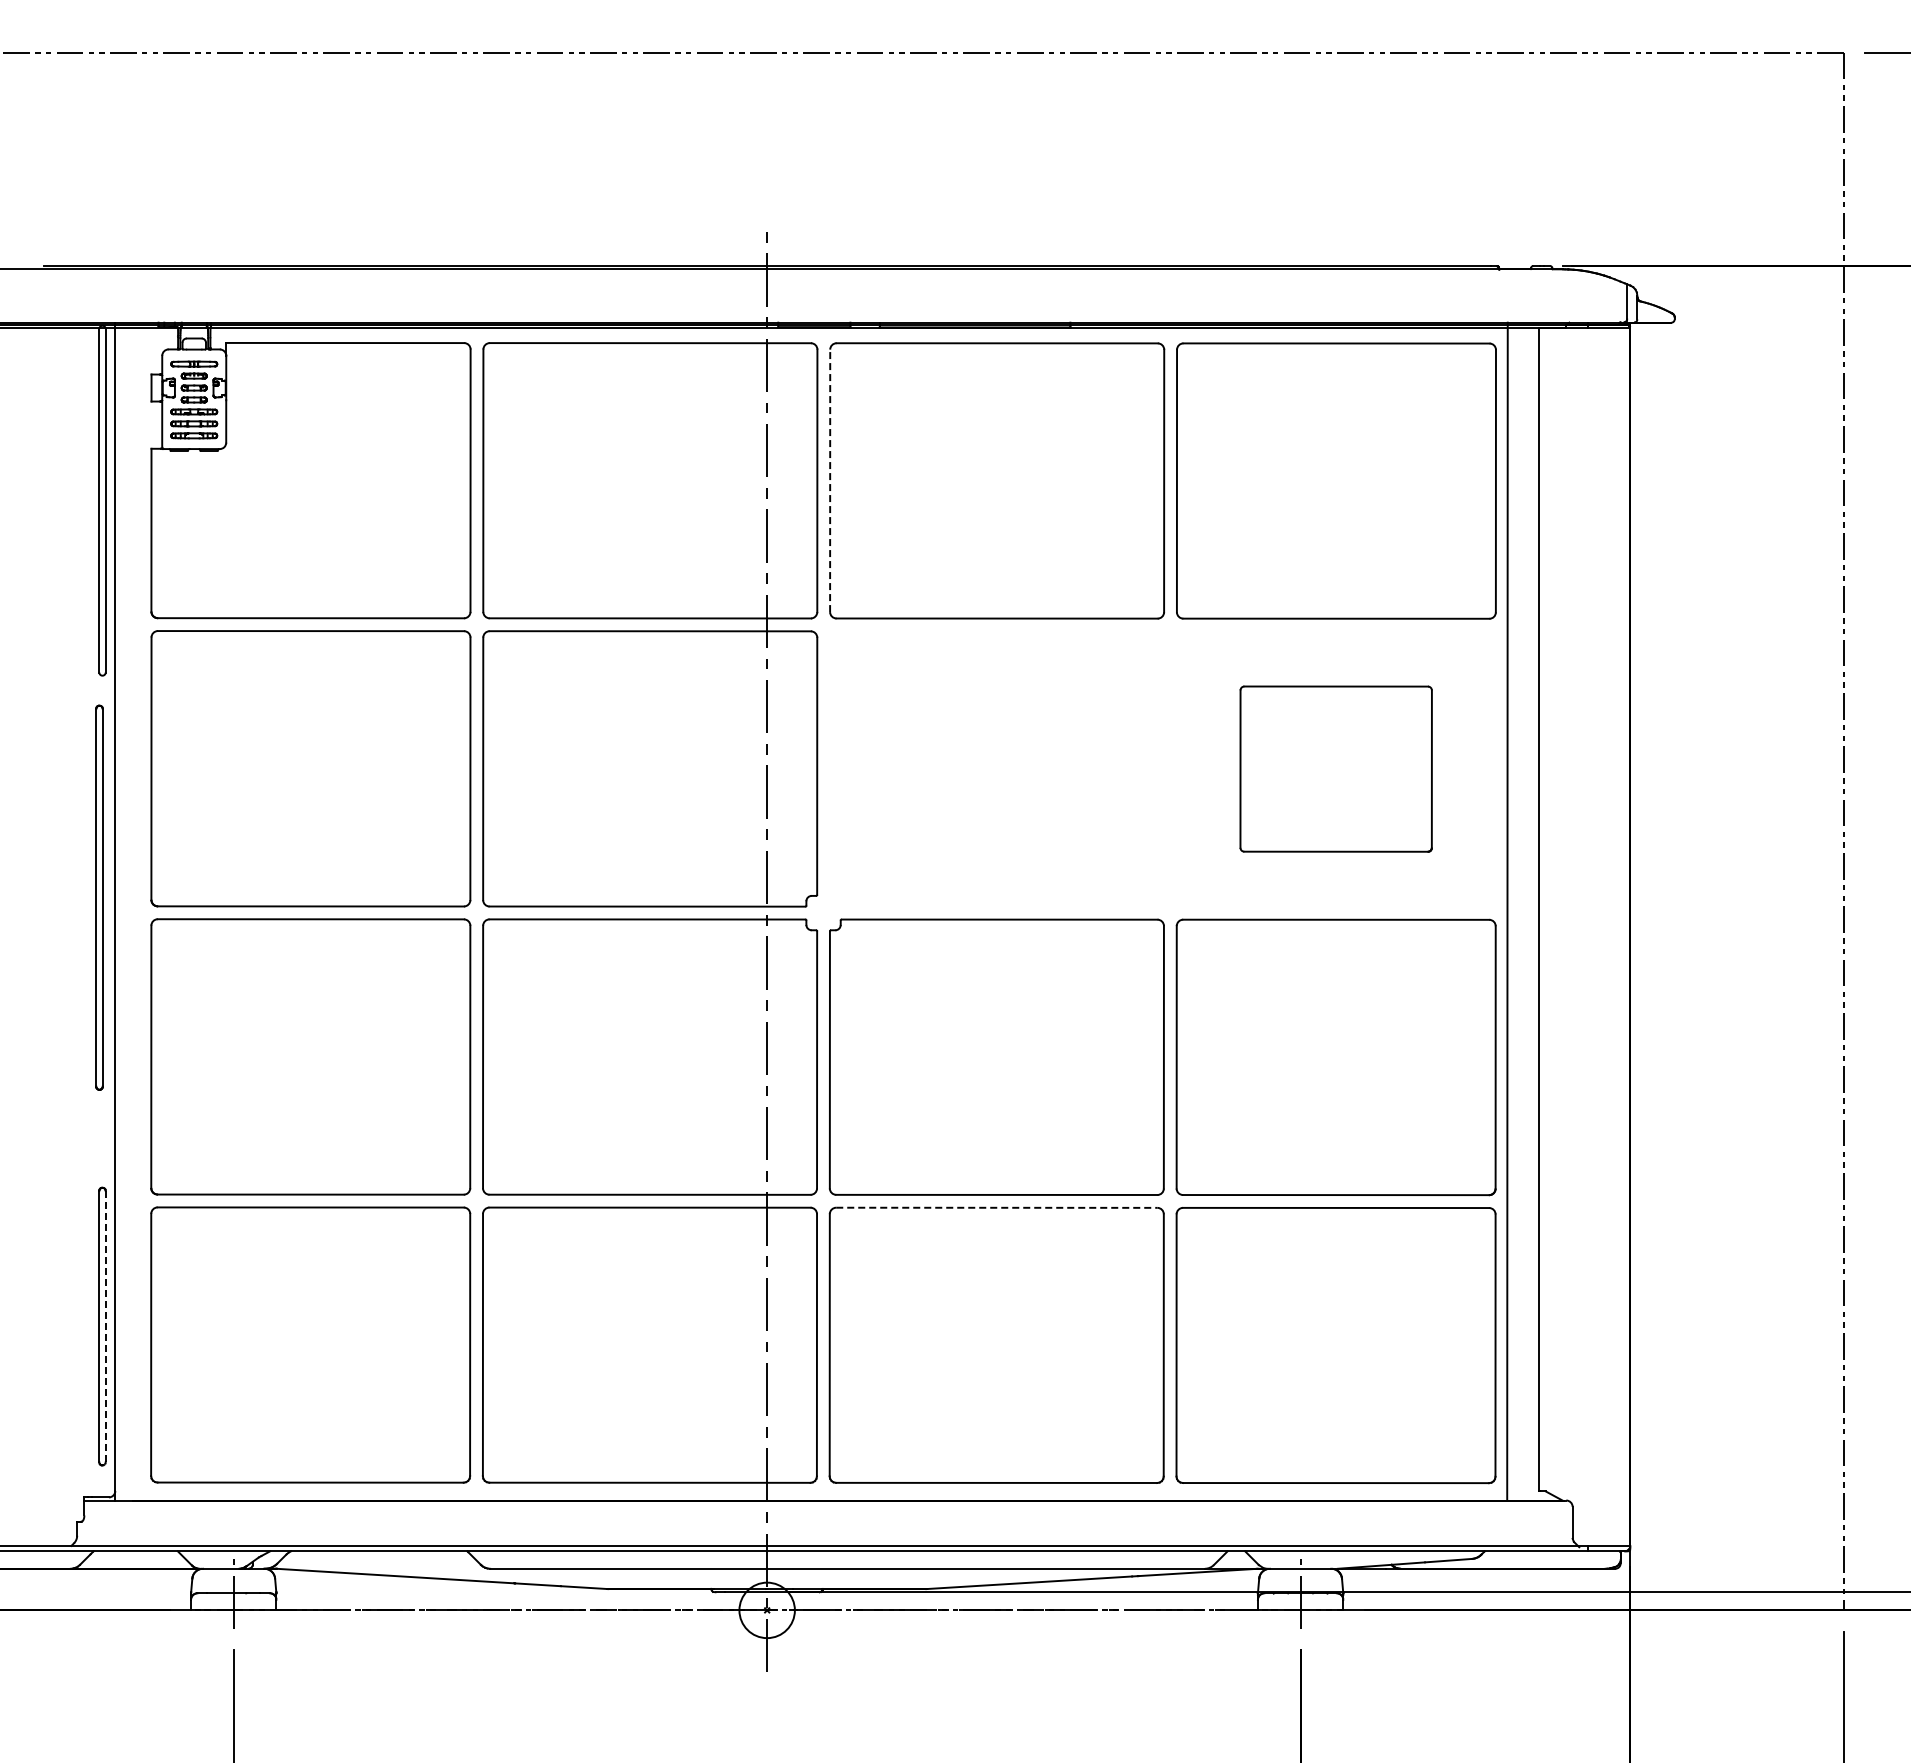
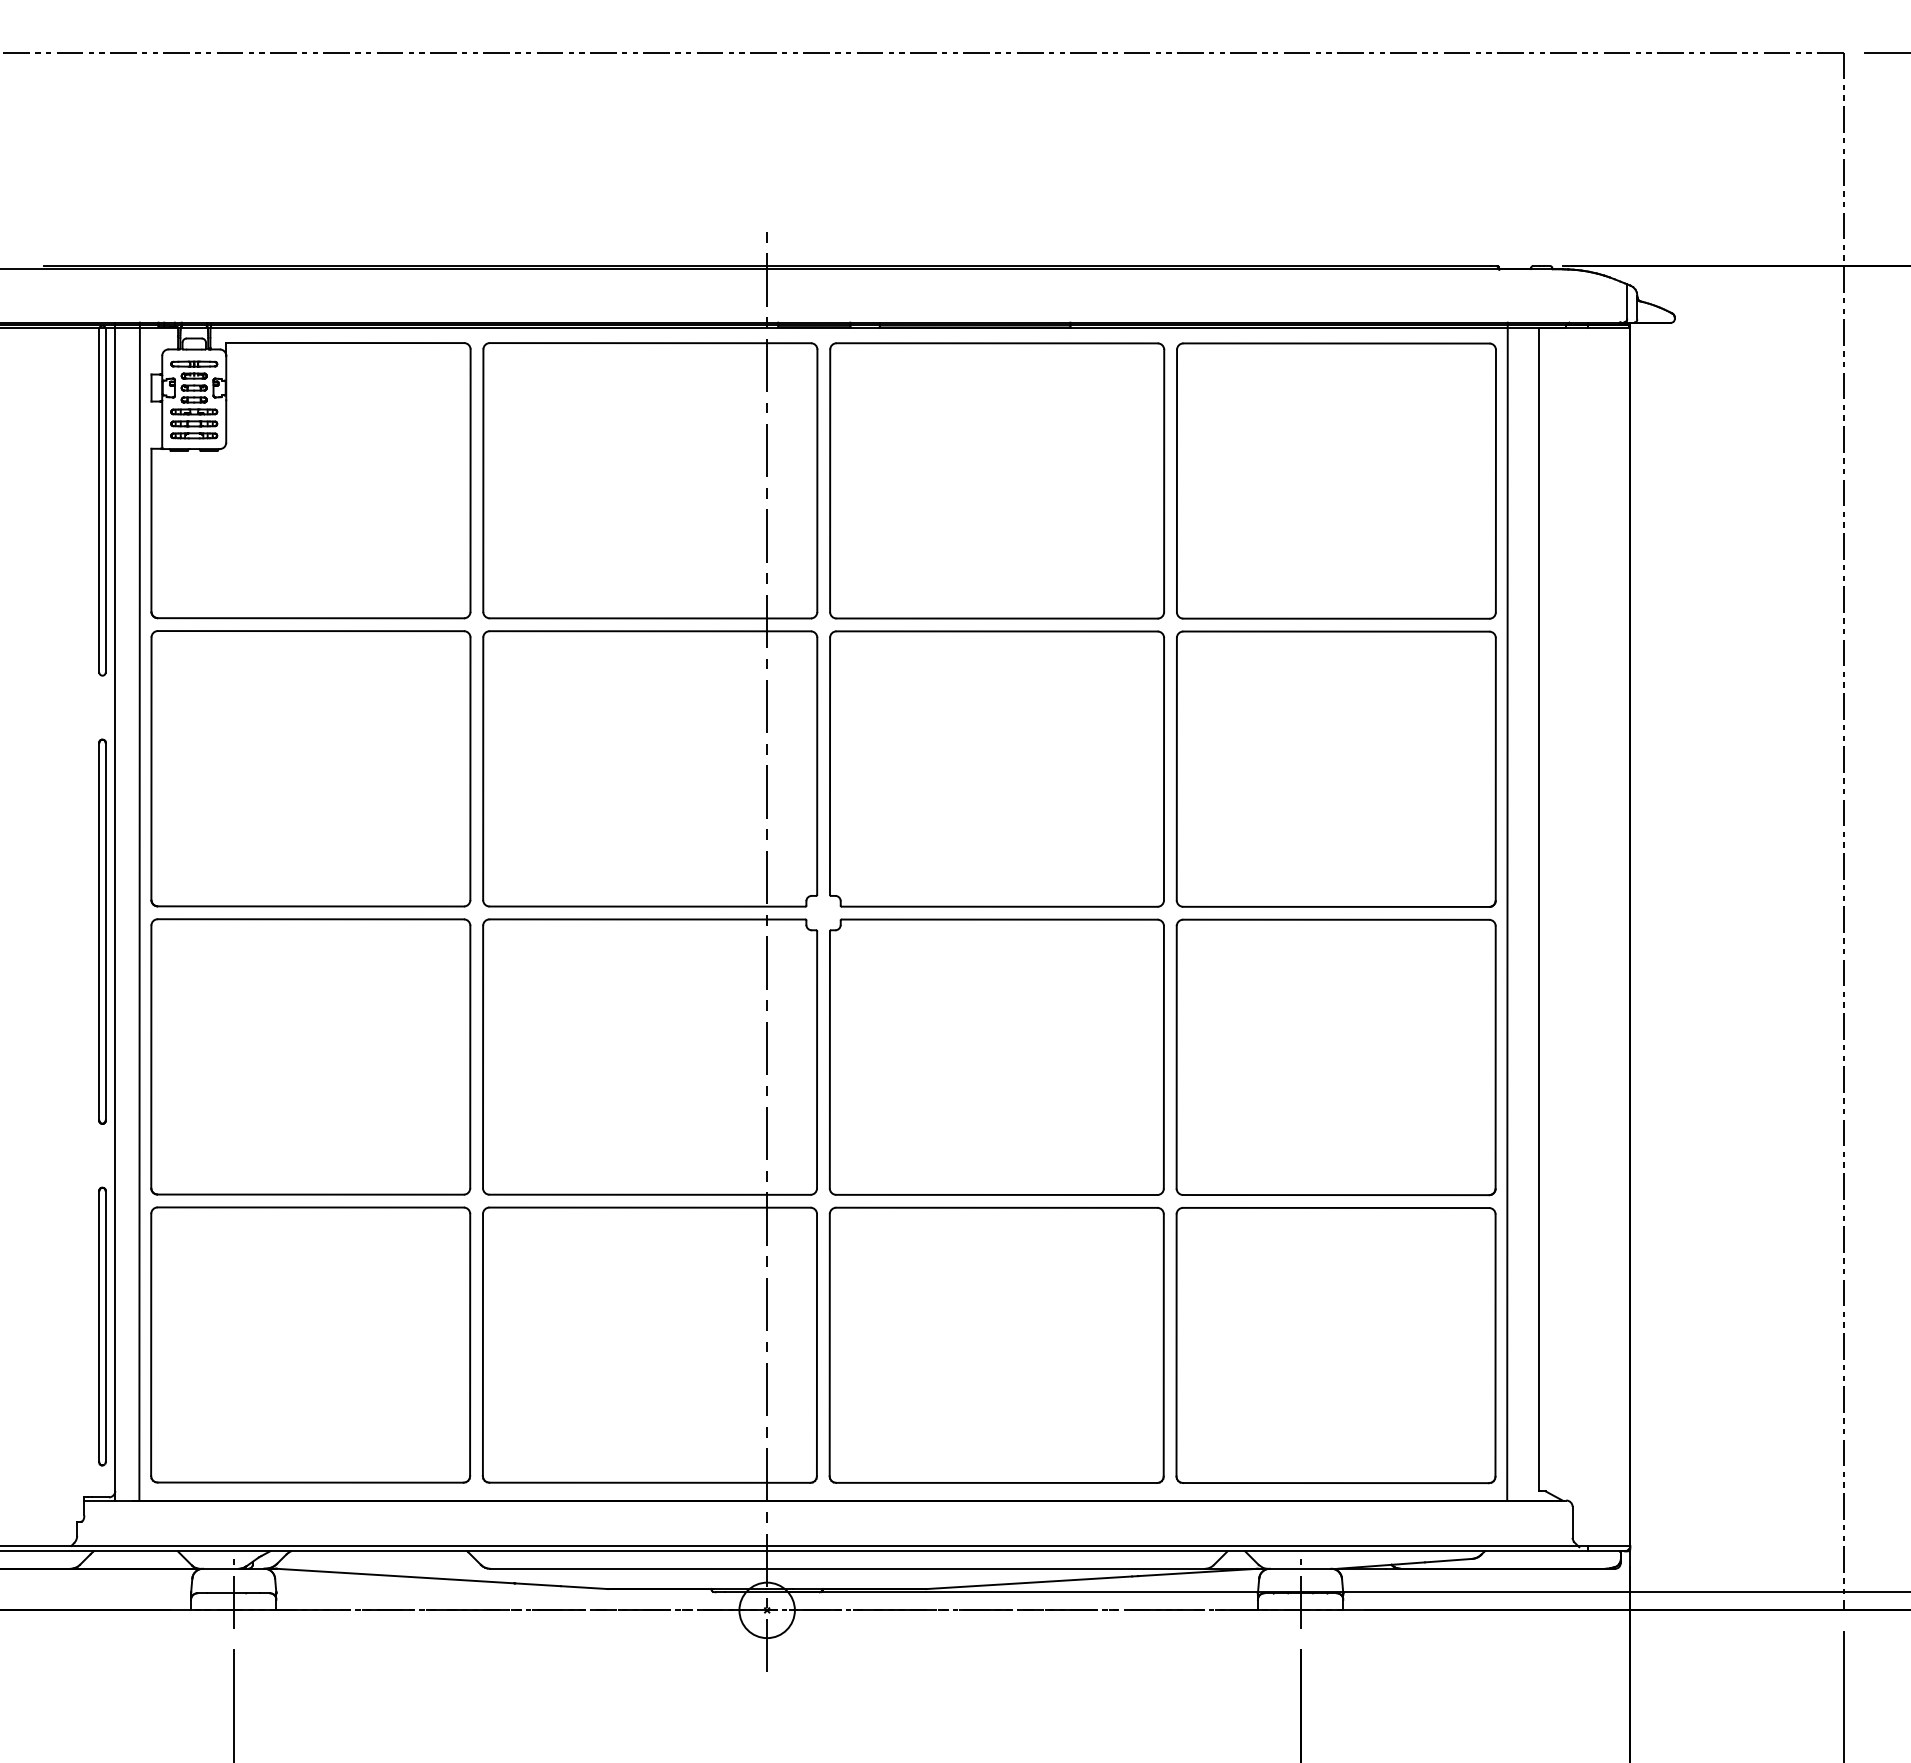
line: dashed -> solid (830, 480)
part: none -> present (996, 768)
part size: 194x168 px -> 322x278 px (1335, 768)
part position: (99, 897) -> (102, 931) (102, 931)
line: none -> present (139, 911)
line: dashed -> solid (996, 1207)
line: dashed -> solid (105, 1326)
